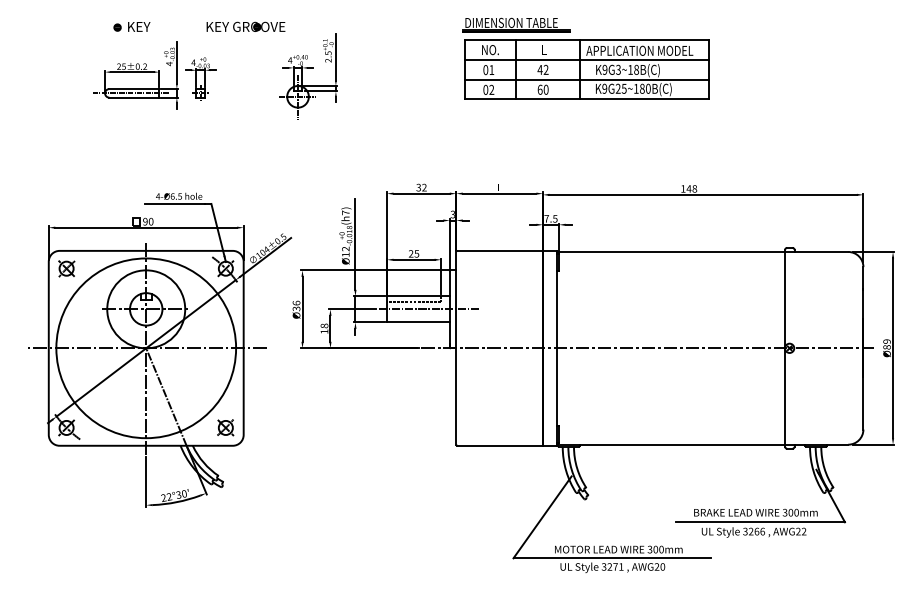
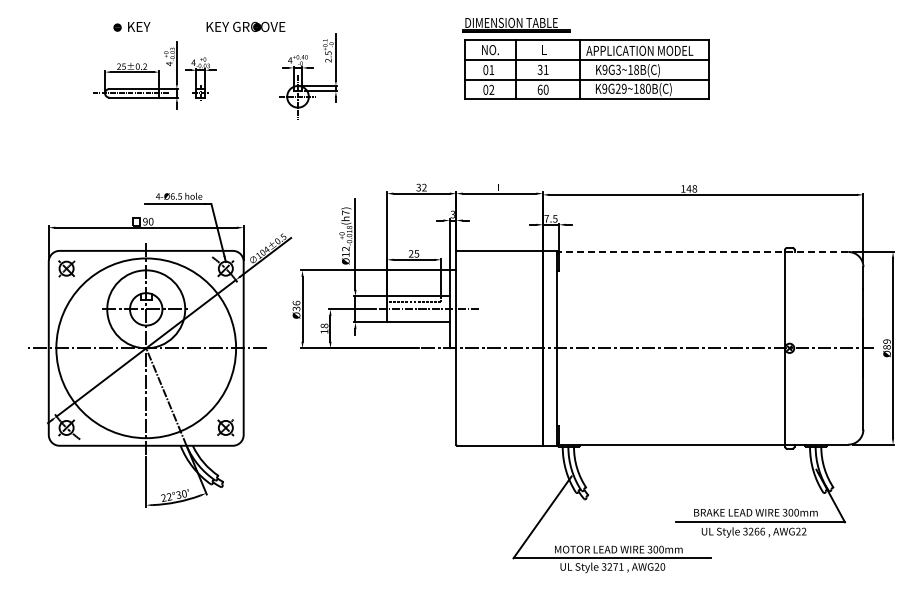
text: 42 -> 31 (542, 69)
text: K9G25~180B(C) -> K9G29~180B(C) (623, 88)
line: solid -> dashed (702, 251)
